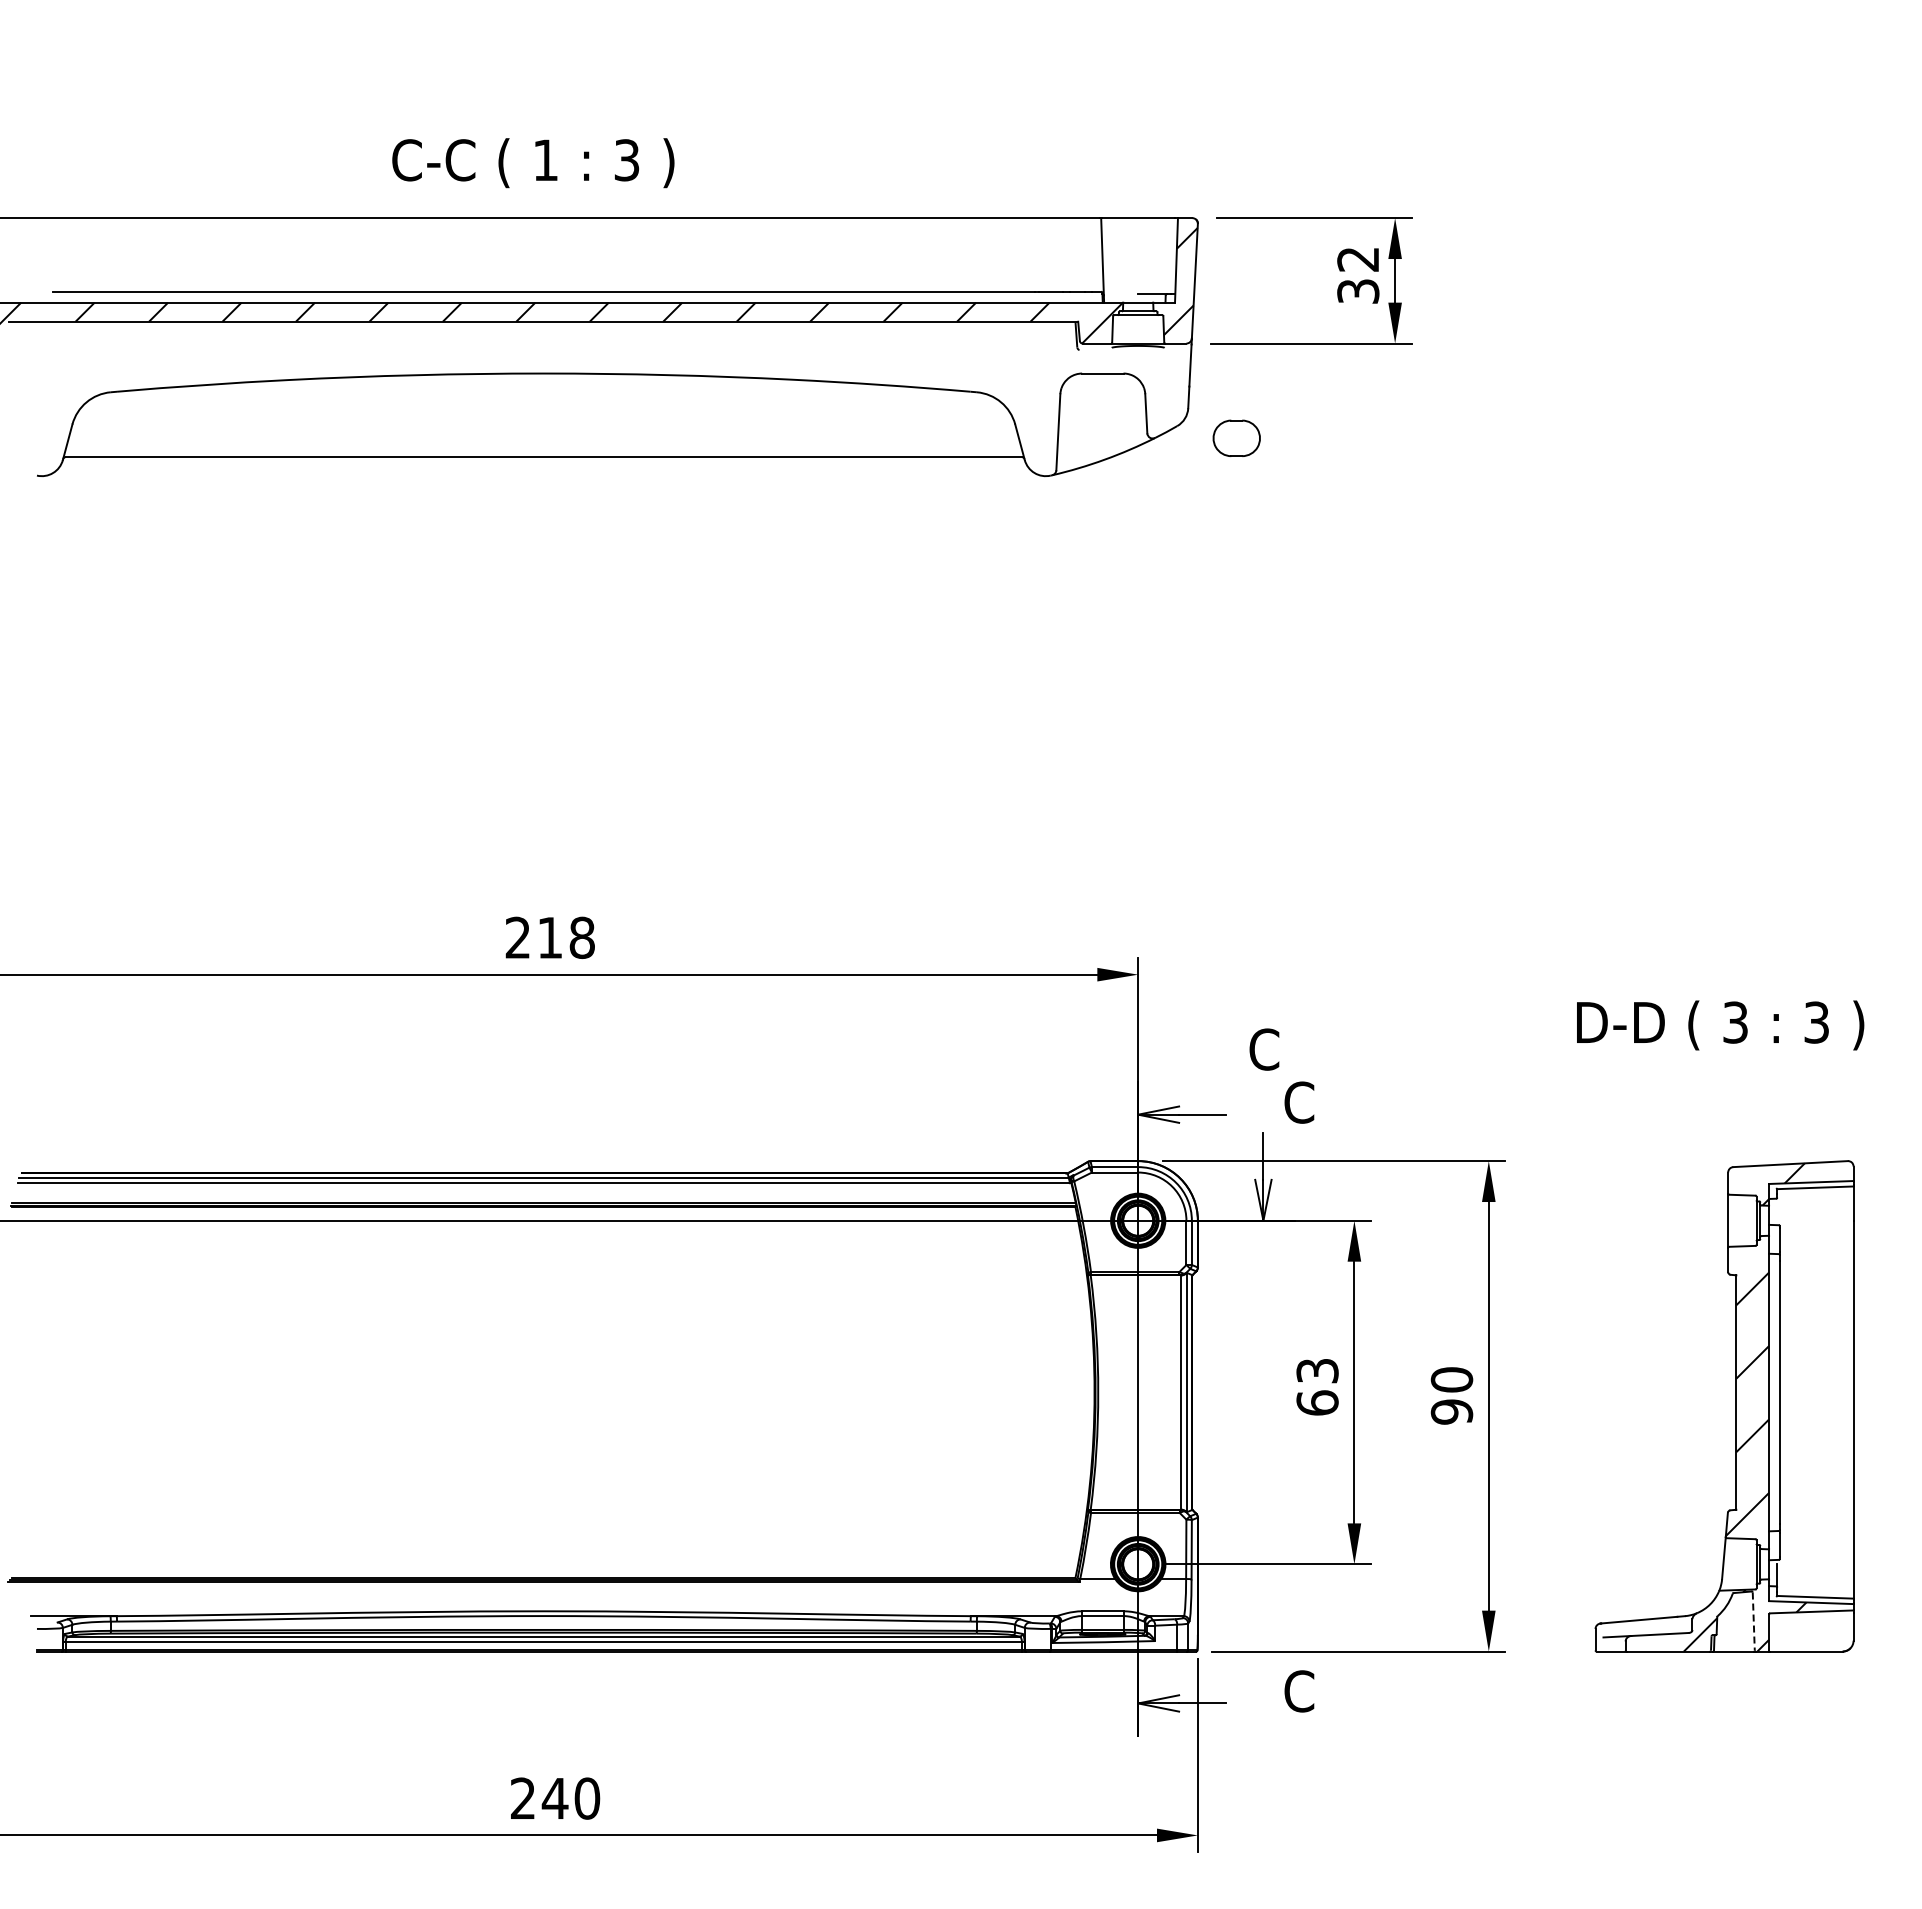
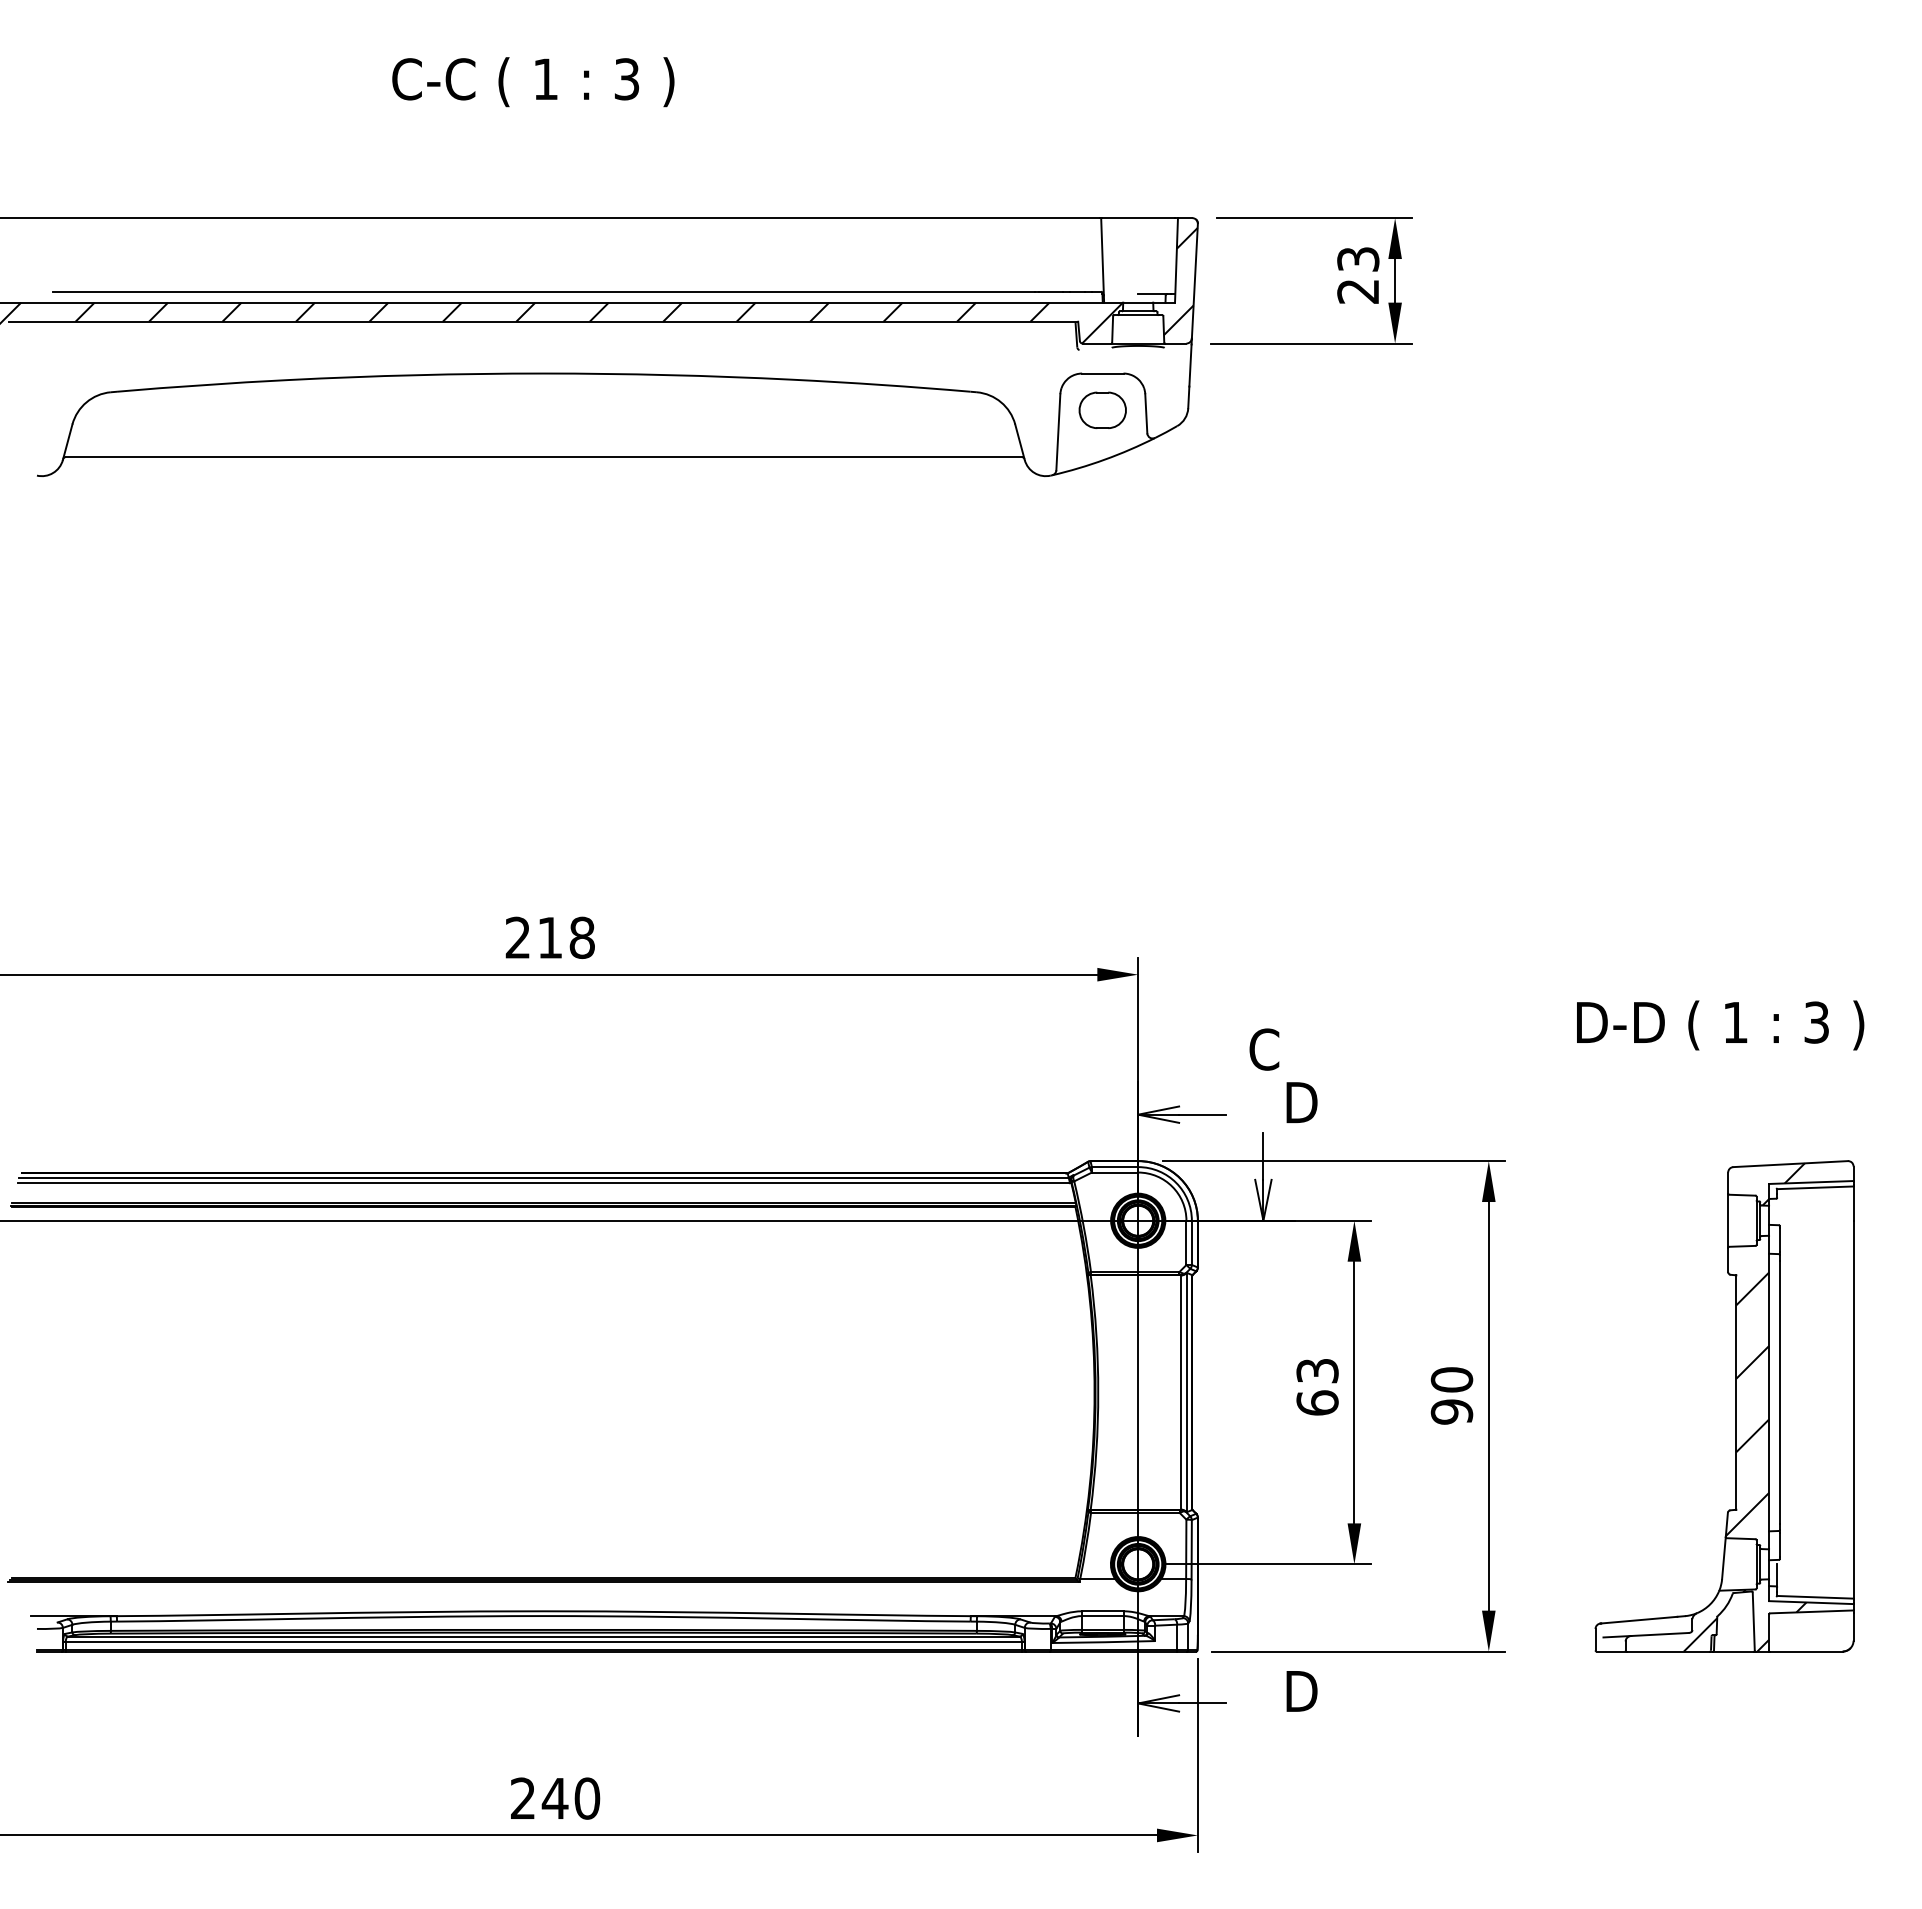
text position: (533, 163) -> (533, 82) (533, 82)
text: 32 -> 23 (1358, 275)
part position: (1236, 437) -> (1102, 409) (1102, 409)
text: 3 -> 1 (1735, 1022)
text: C -> D (1300, 1102)
line: dashed -> solid (1753, 1622)
text: C -> D (1300, 1691)
